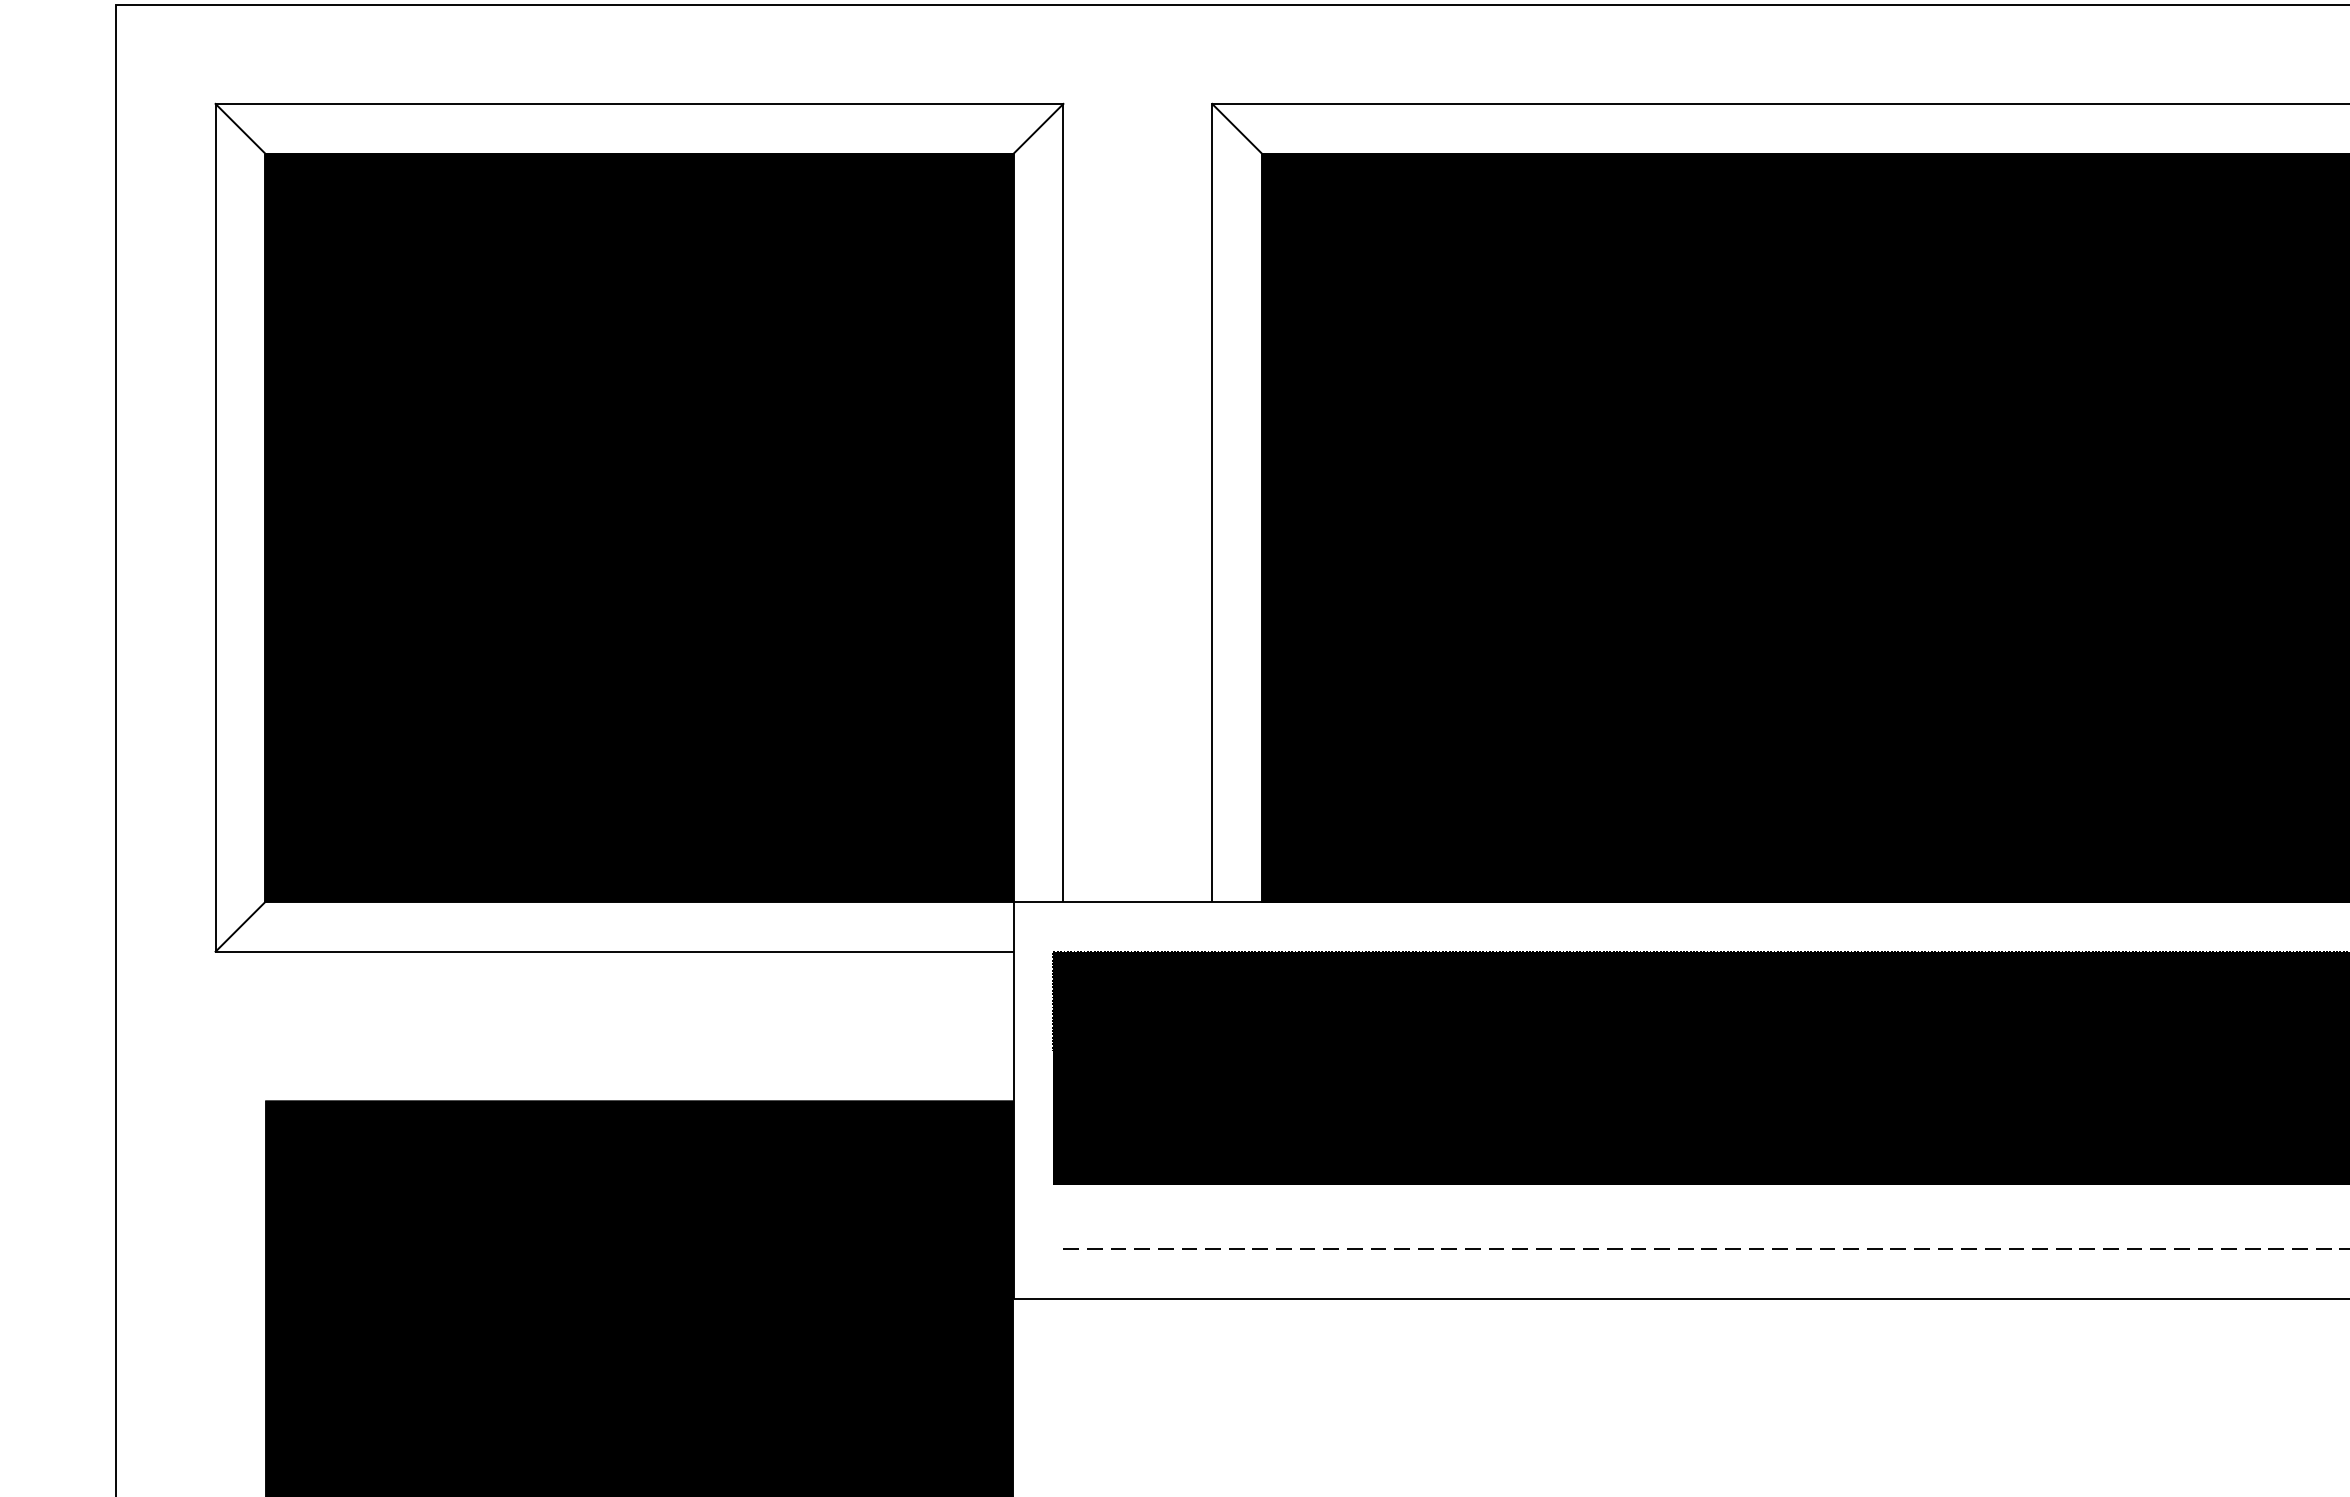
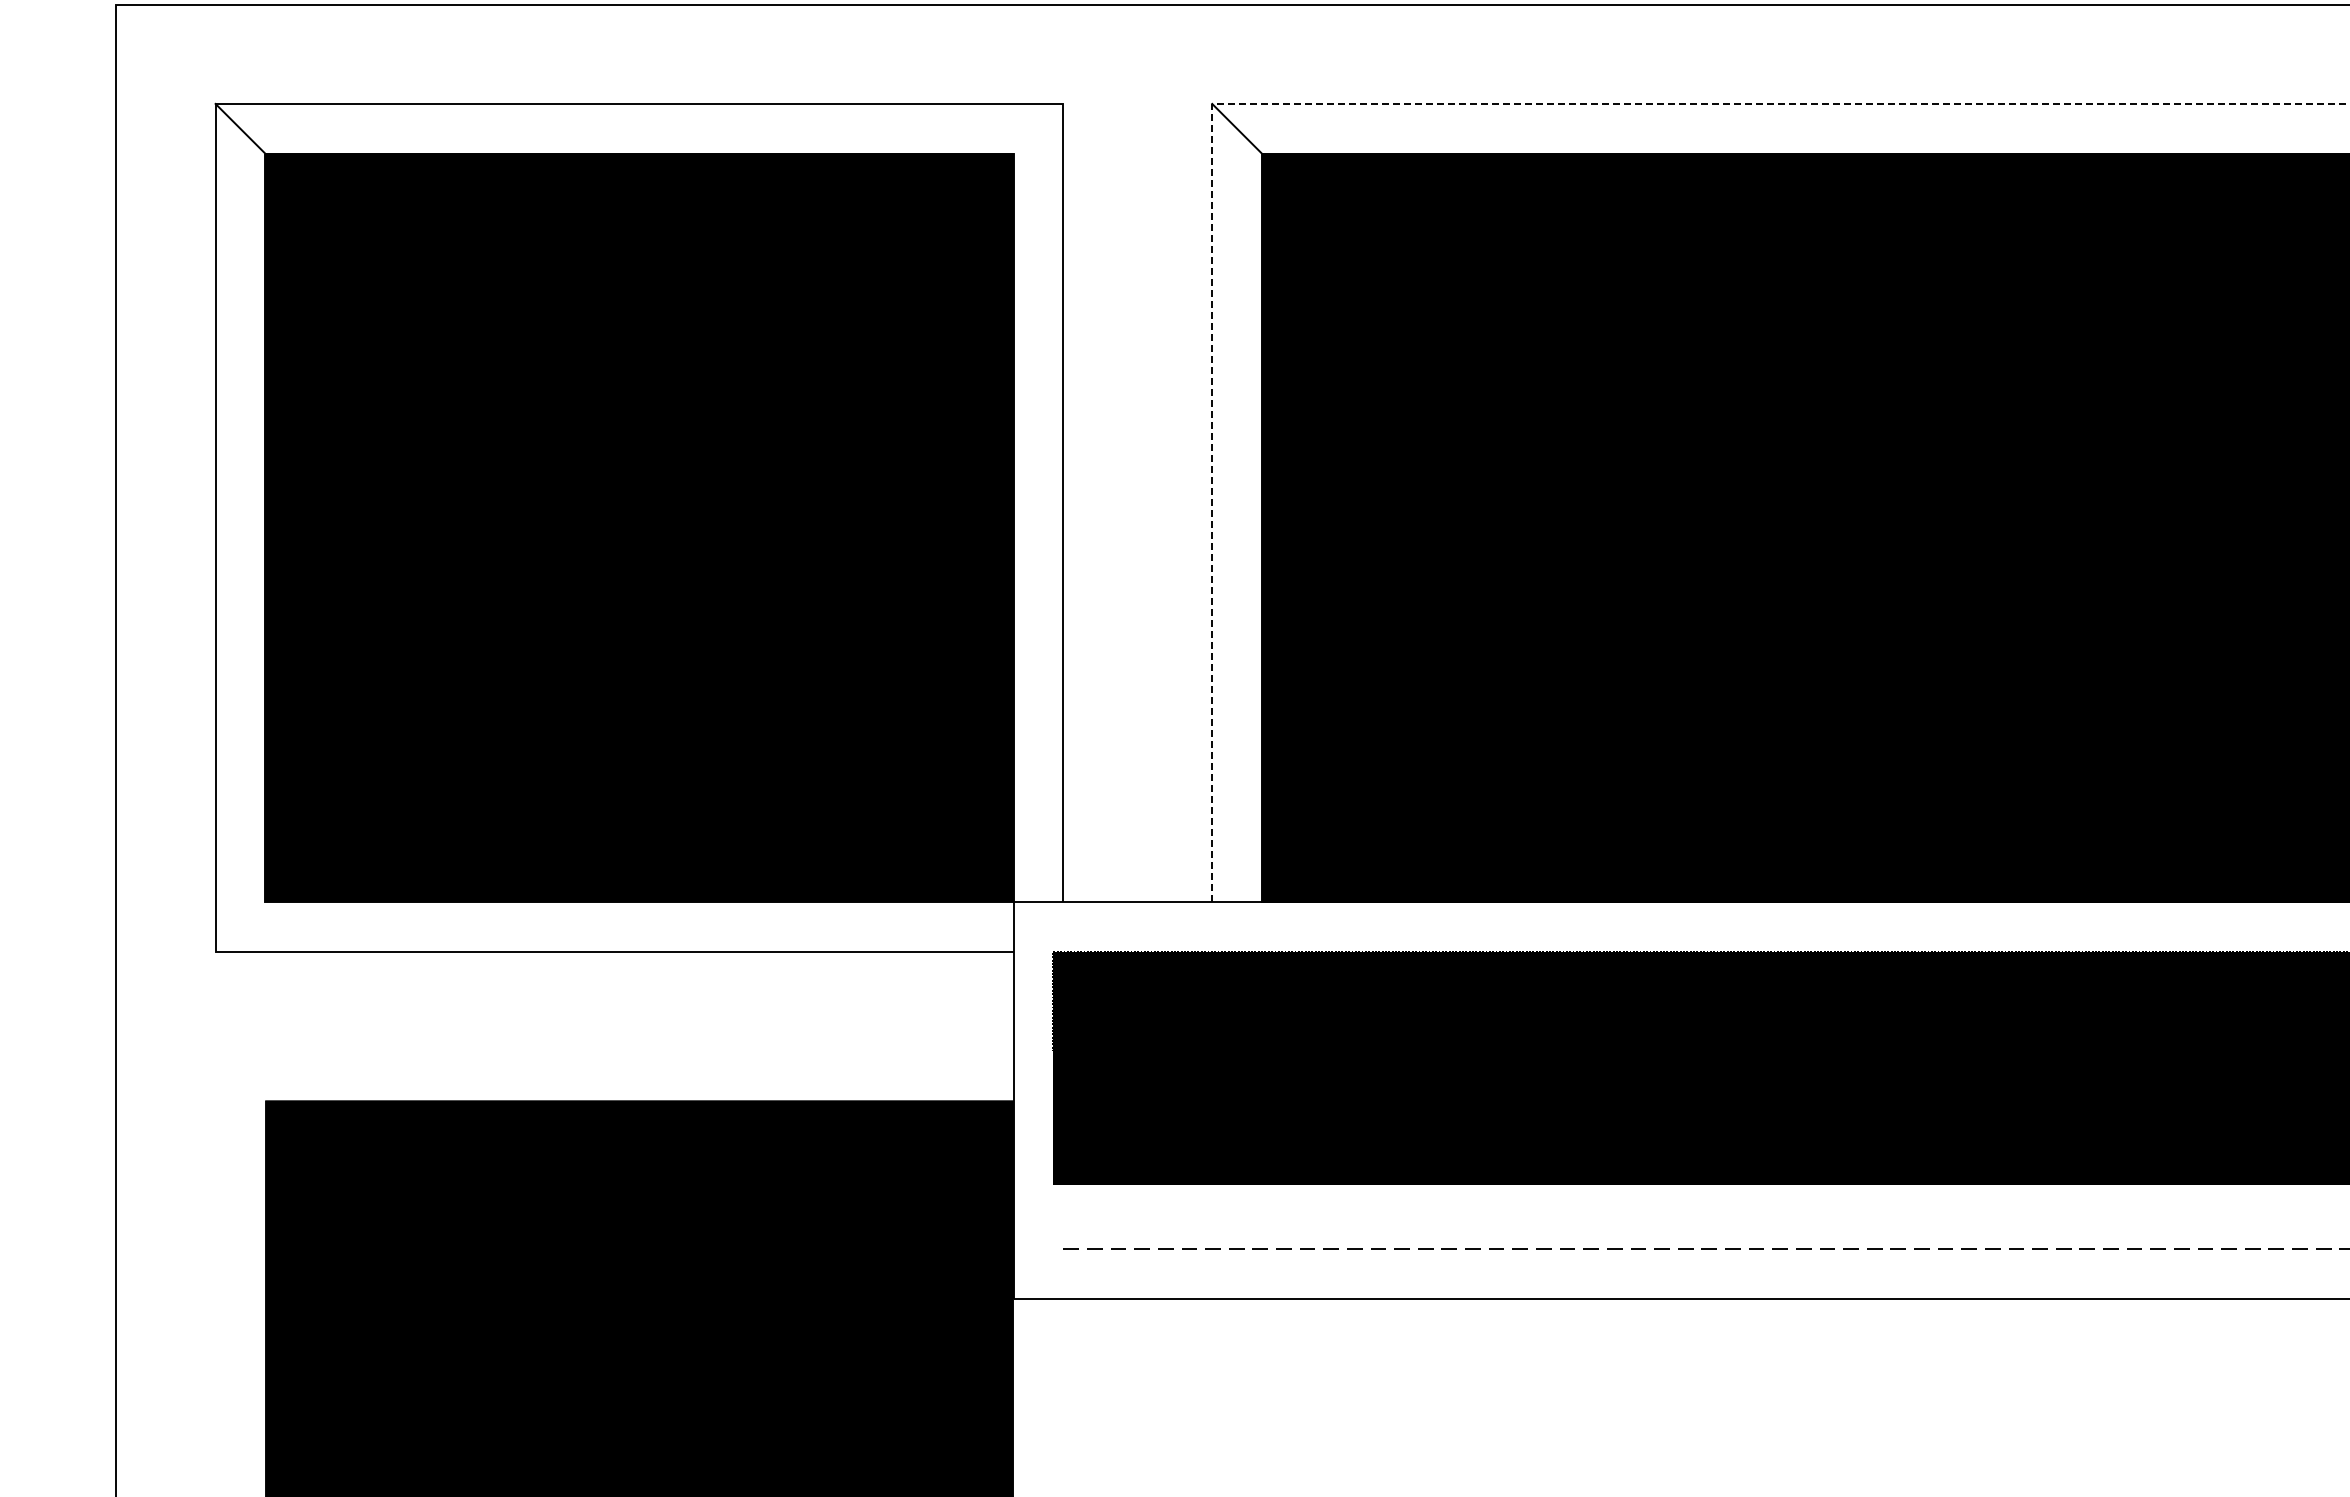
line: solid -> dashed (1381, 103)
line: present -> none (1038, 128)
line: present -> none (240, 926)
